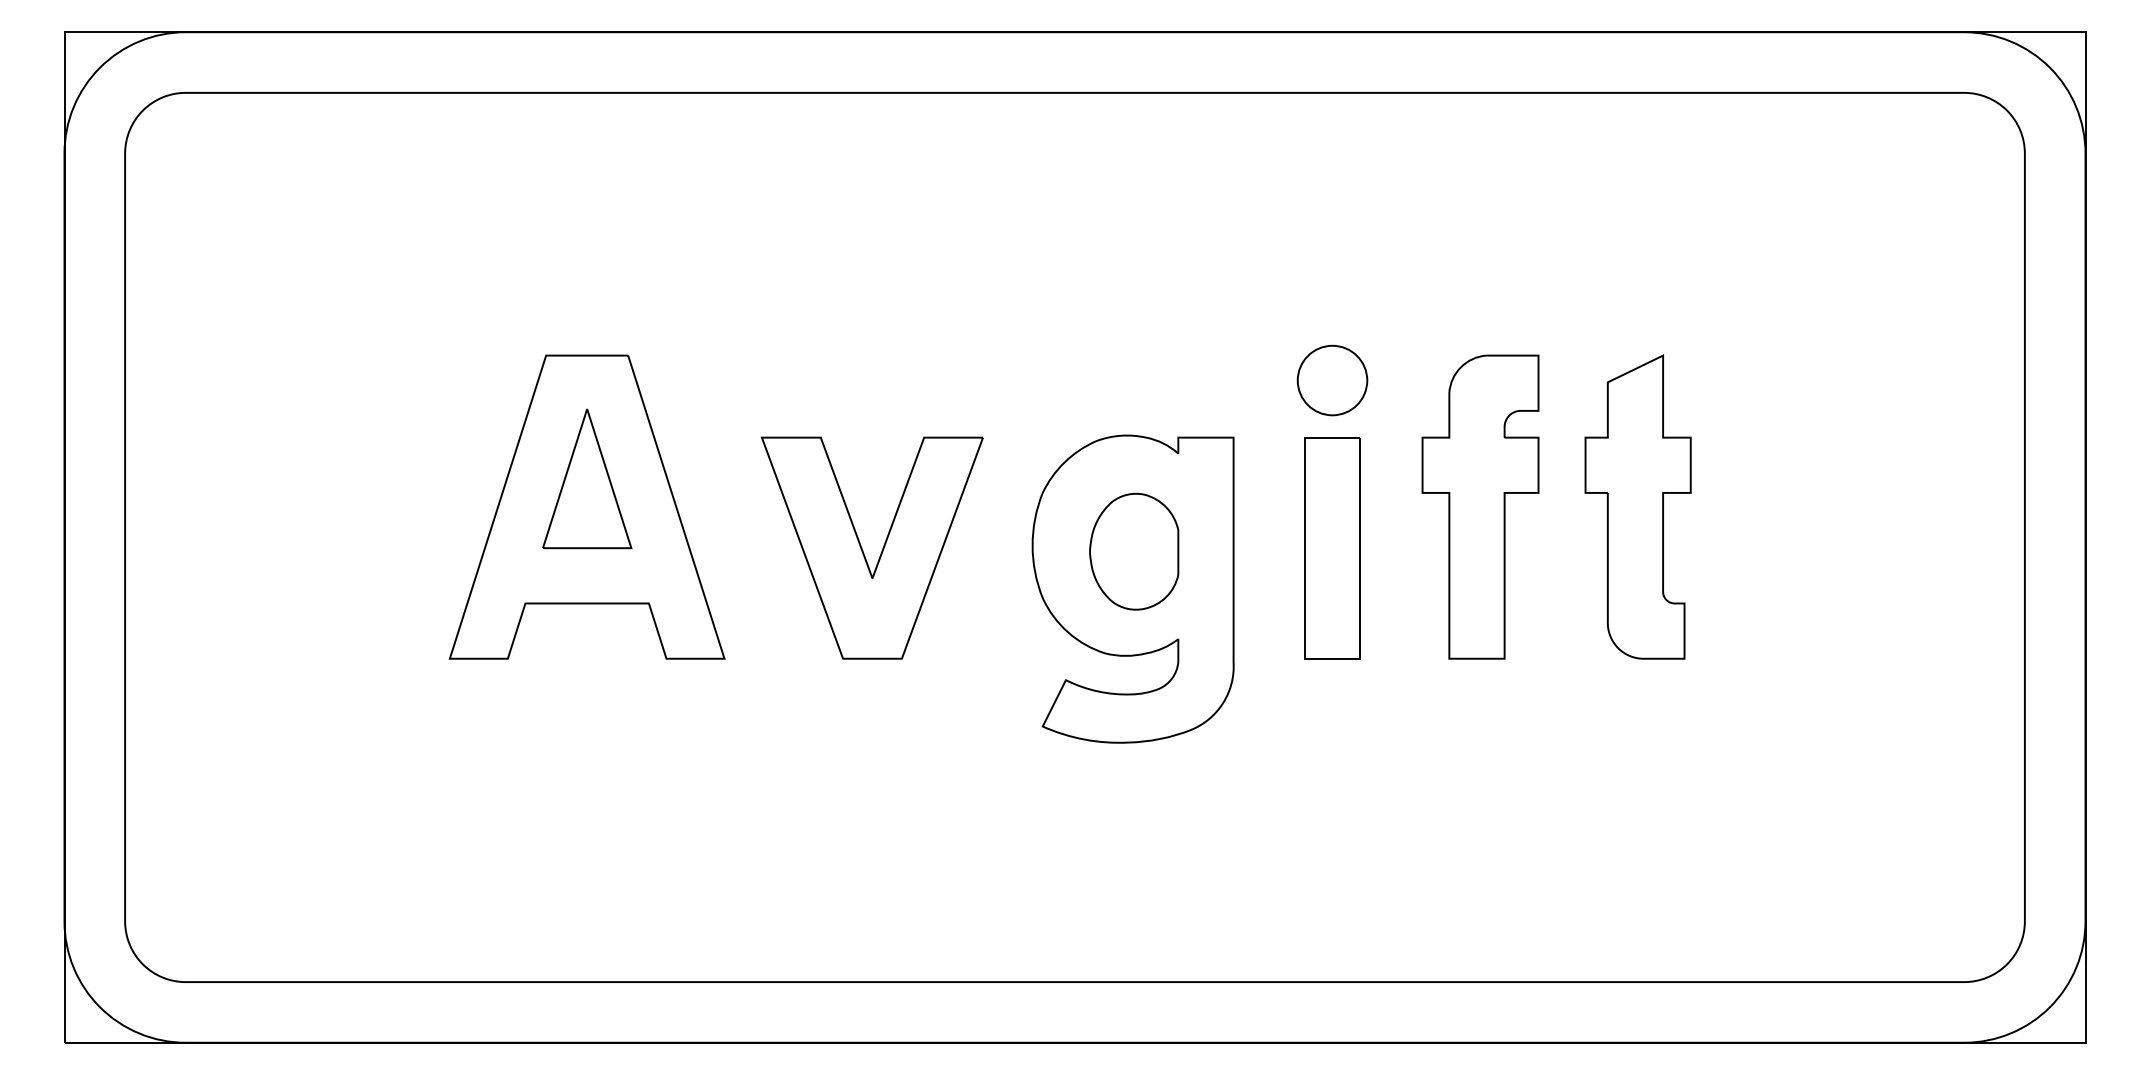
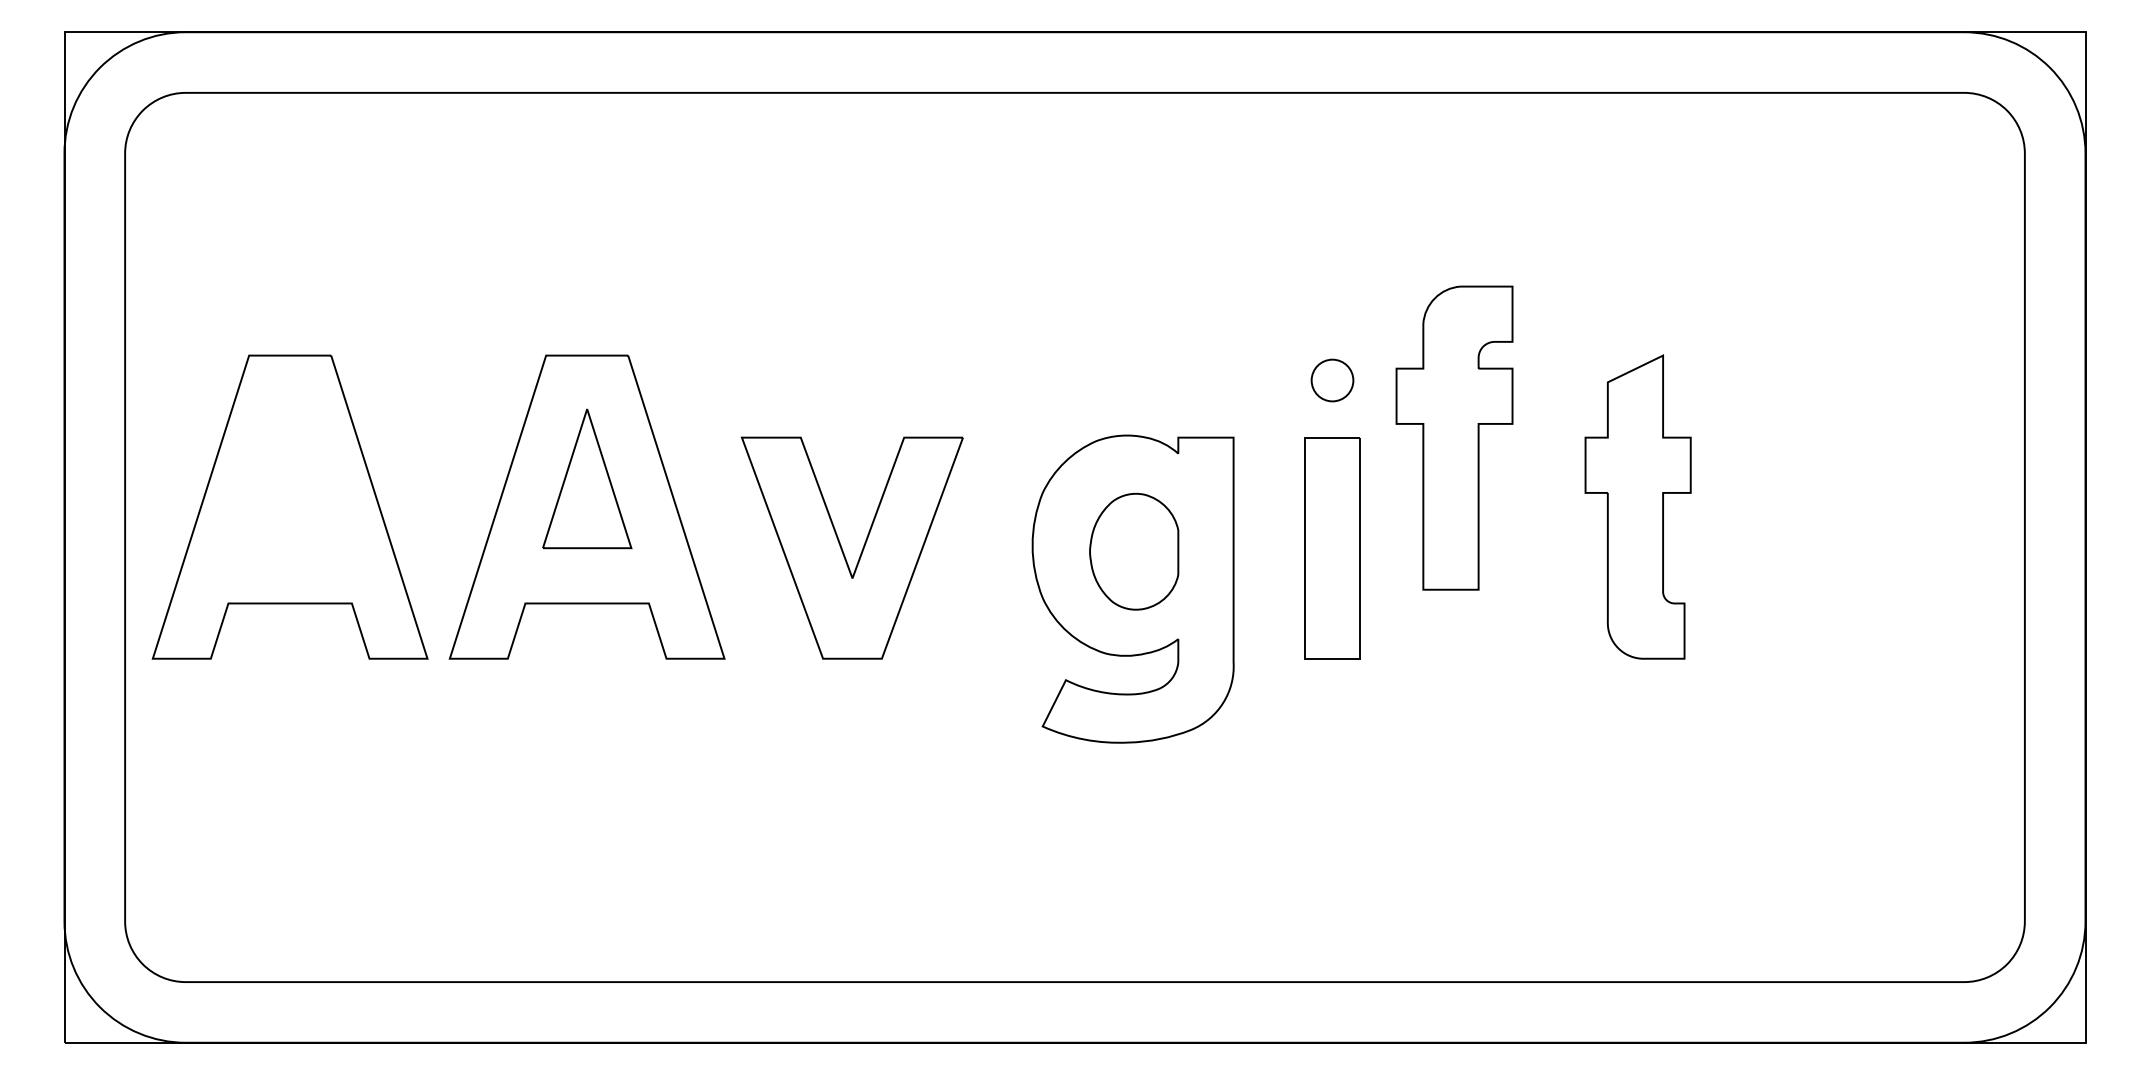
part size: 73x73 px -> 45x45 px (1332, 380)
part: none -> present (289, 506)
part position: (1480, 506) -> (1454, 437) (1454, 437)
part position: (863, 550) -> (843, 550) (843, 550)
